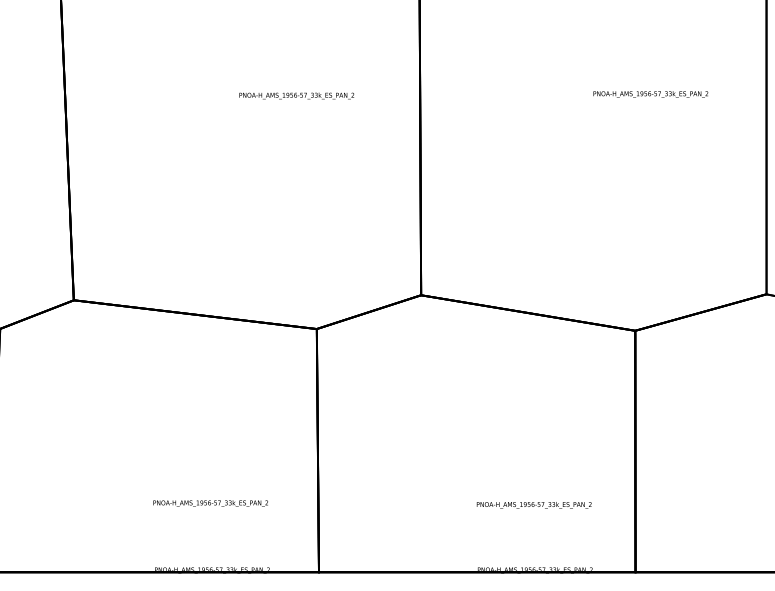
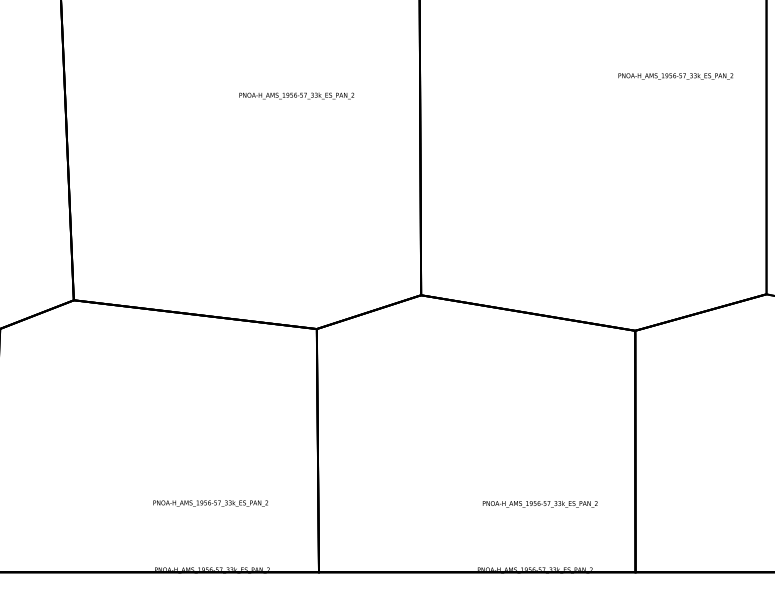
text position: (650, 94) -> (675, 76) (675, 76)
text position: (533, 505) -> (539, 504) (539, 504)
